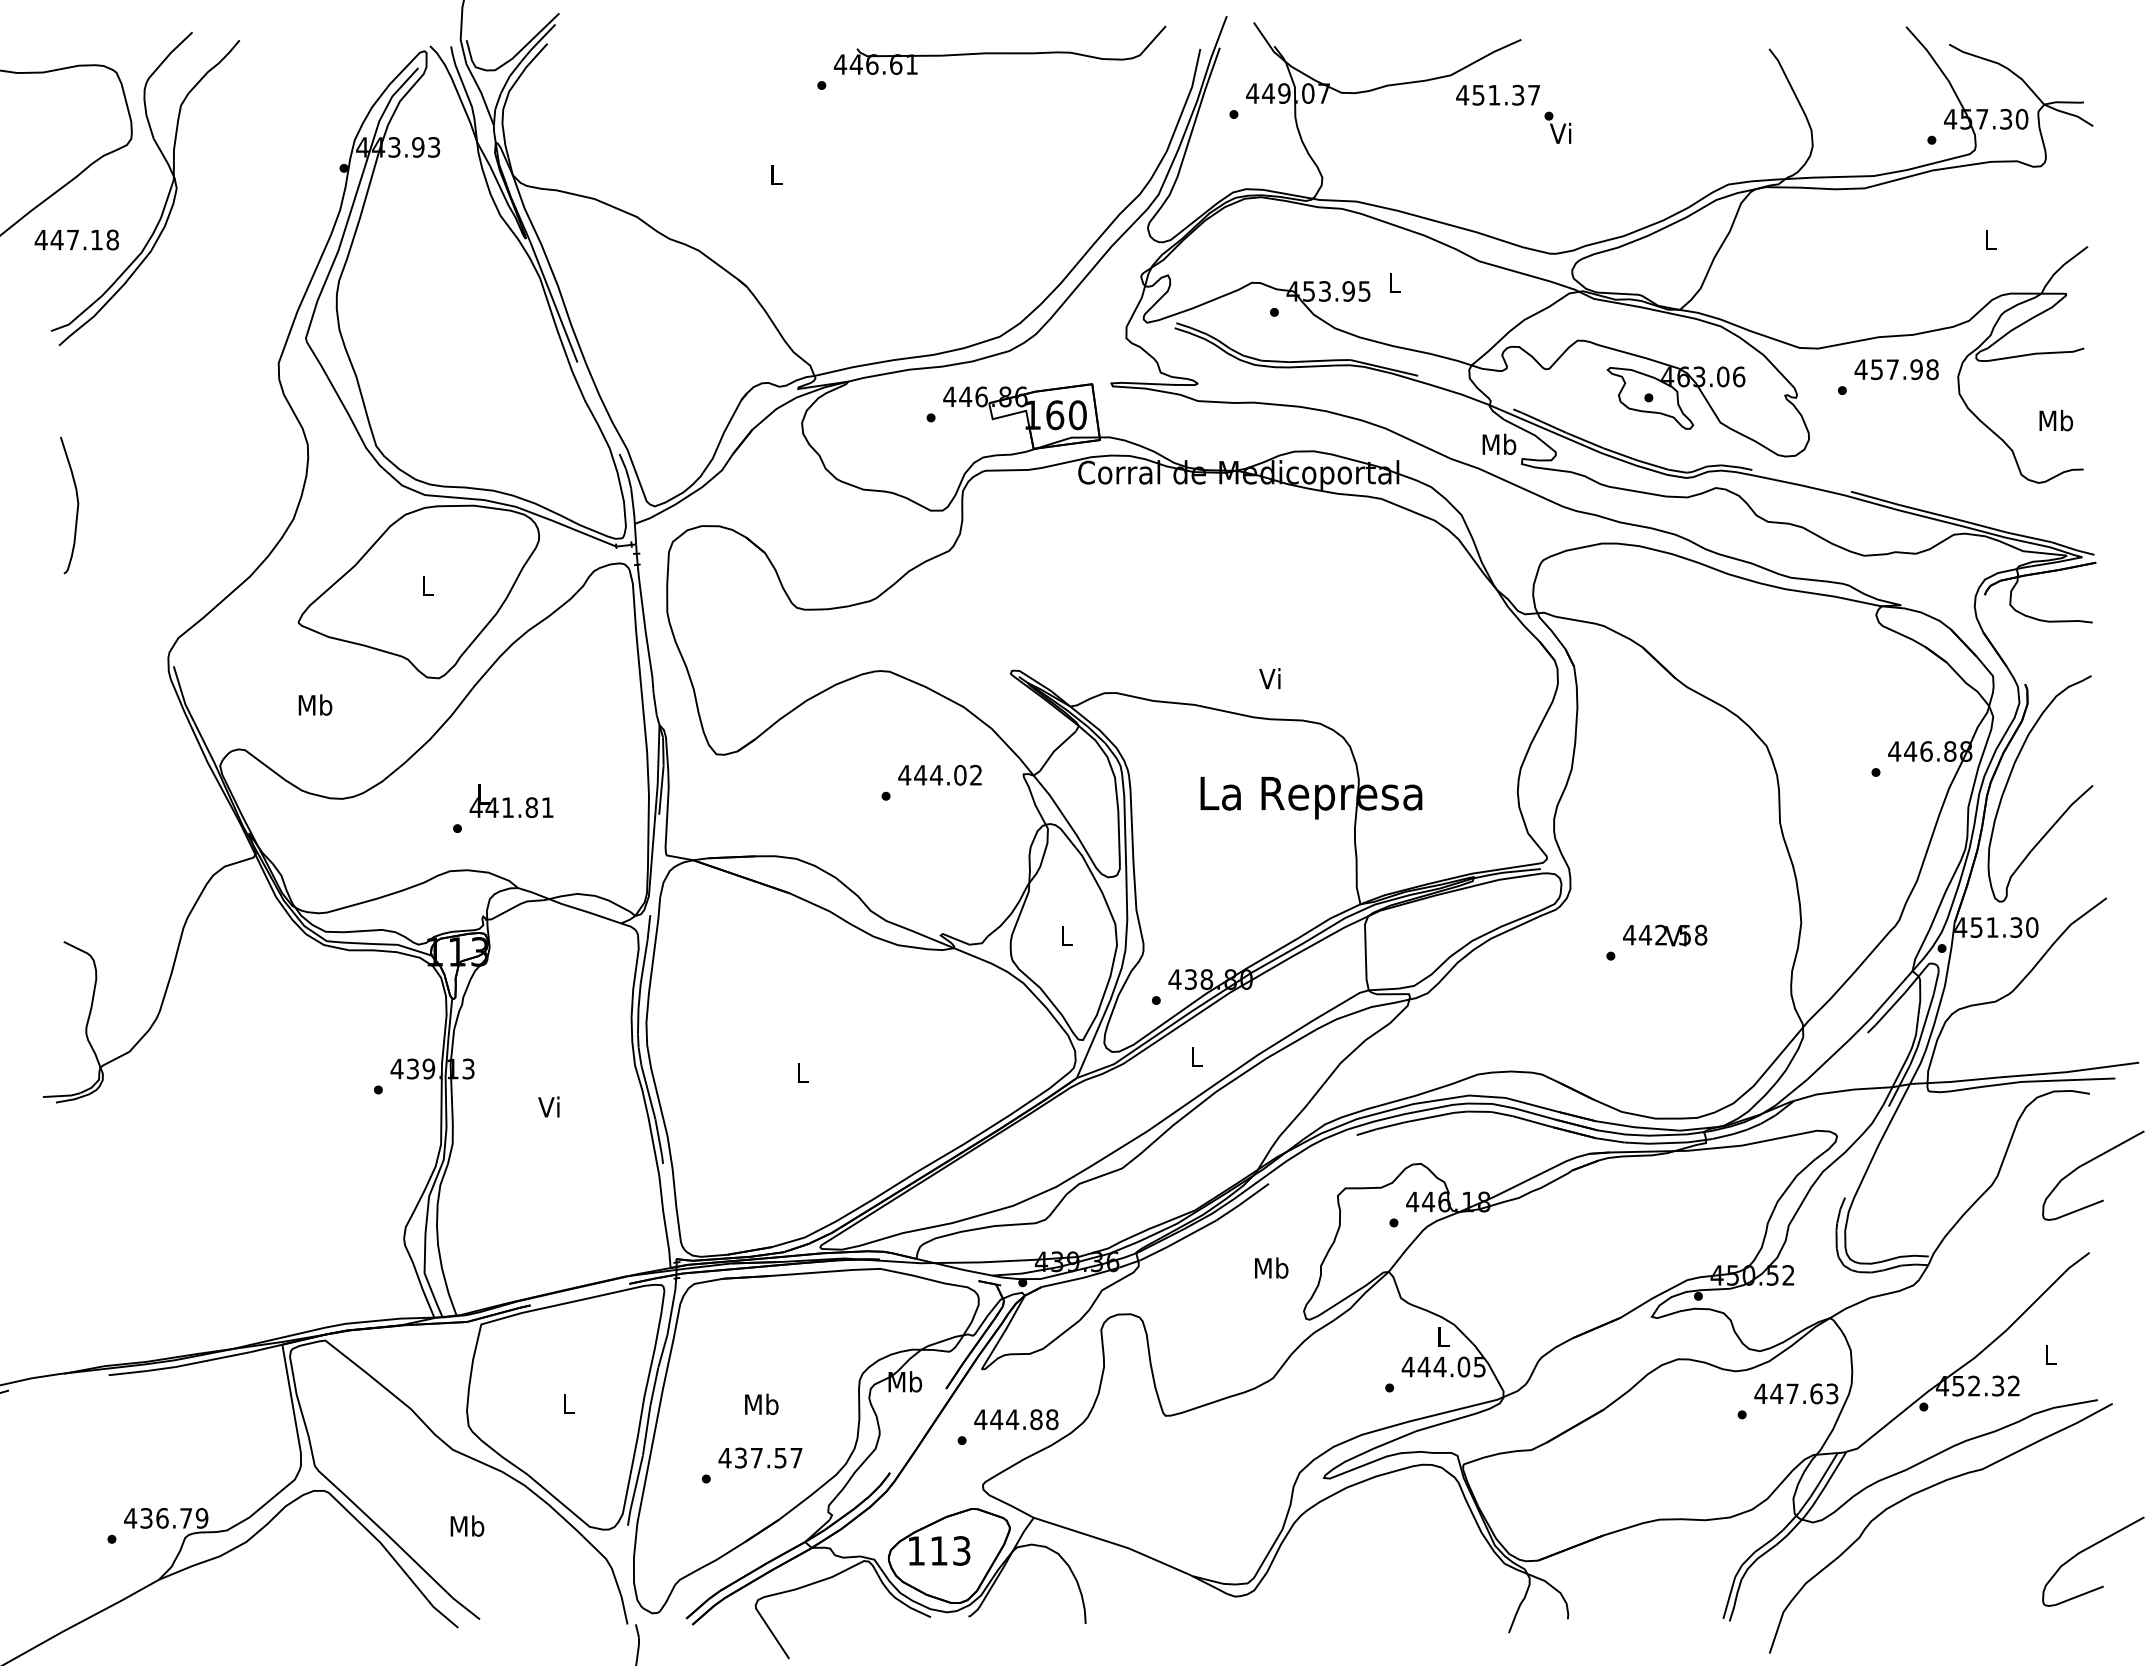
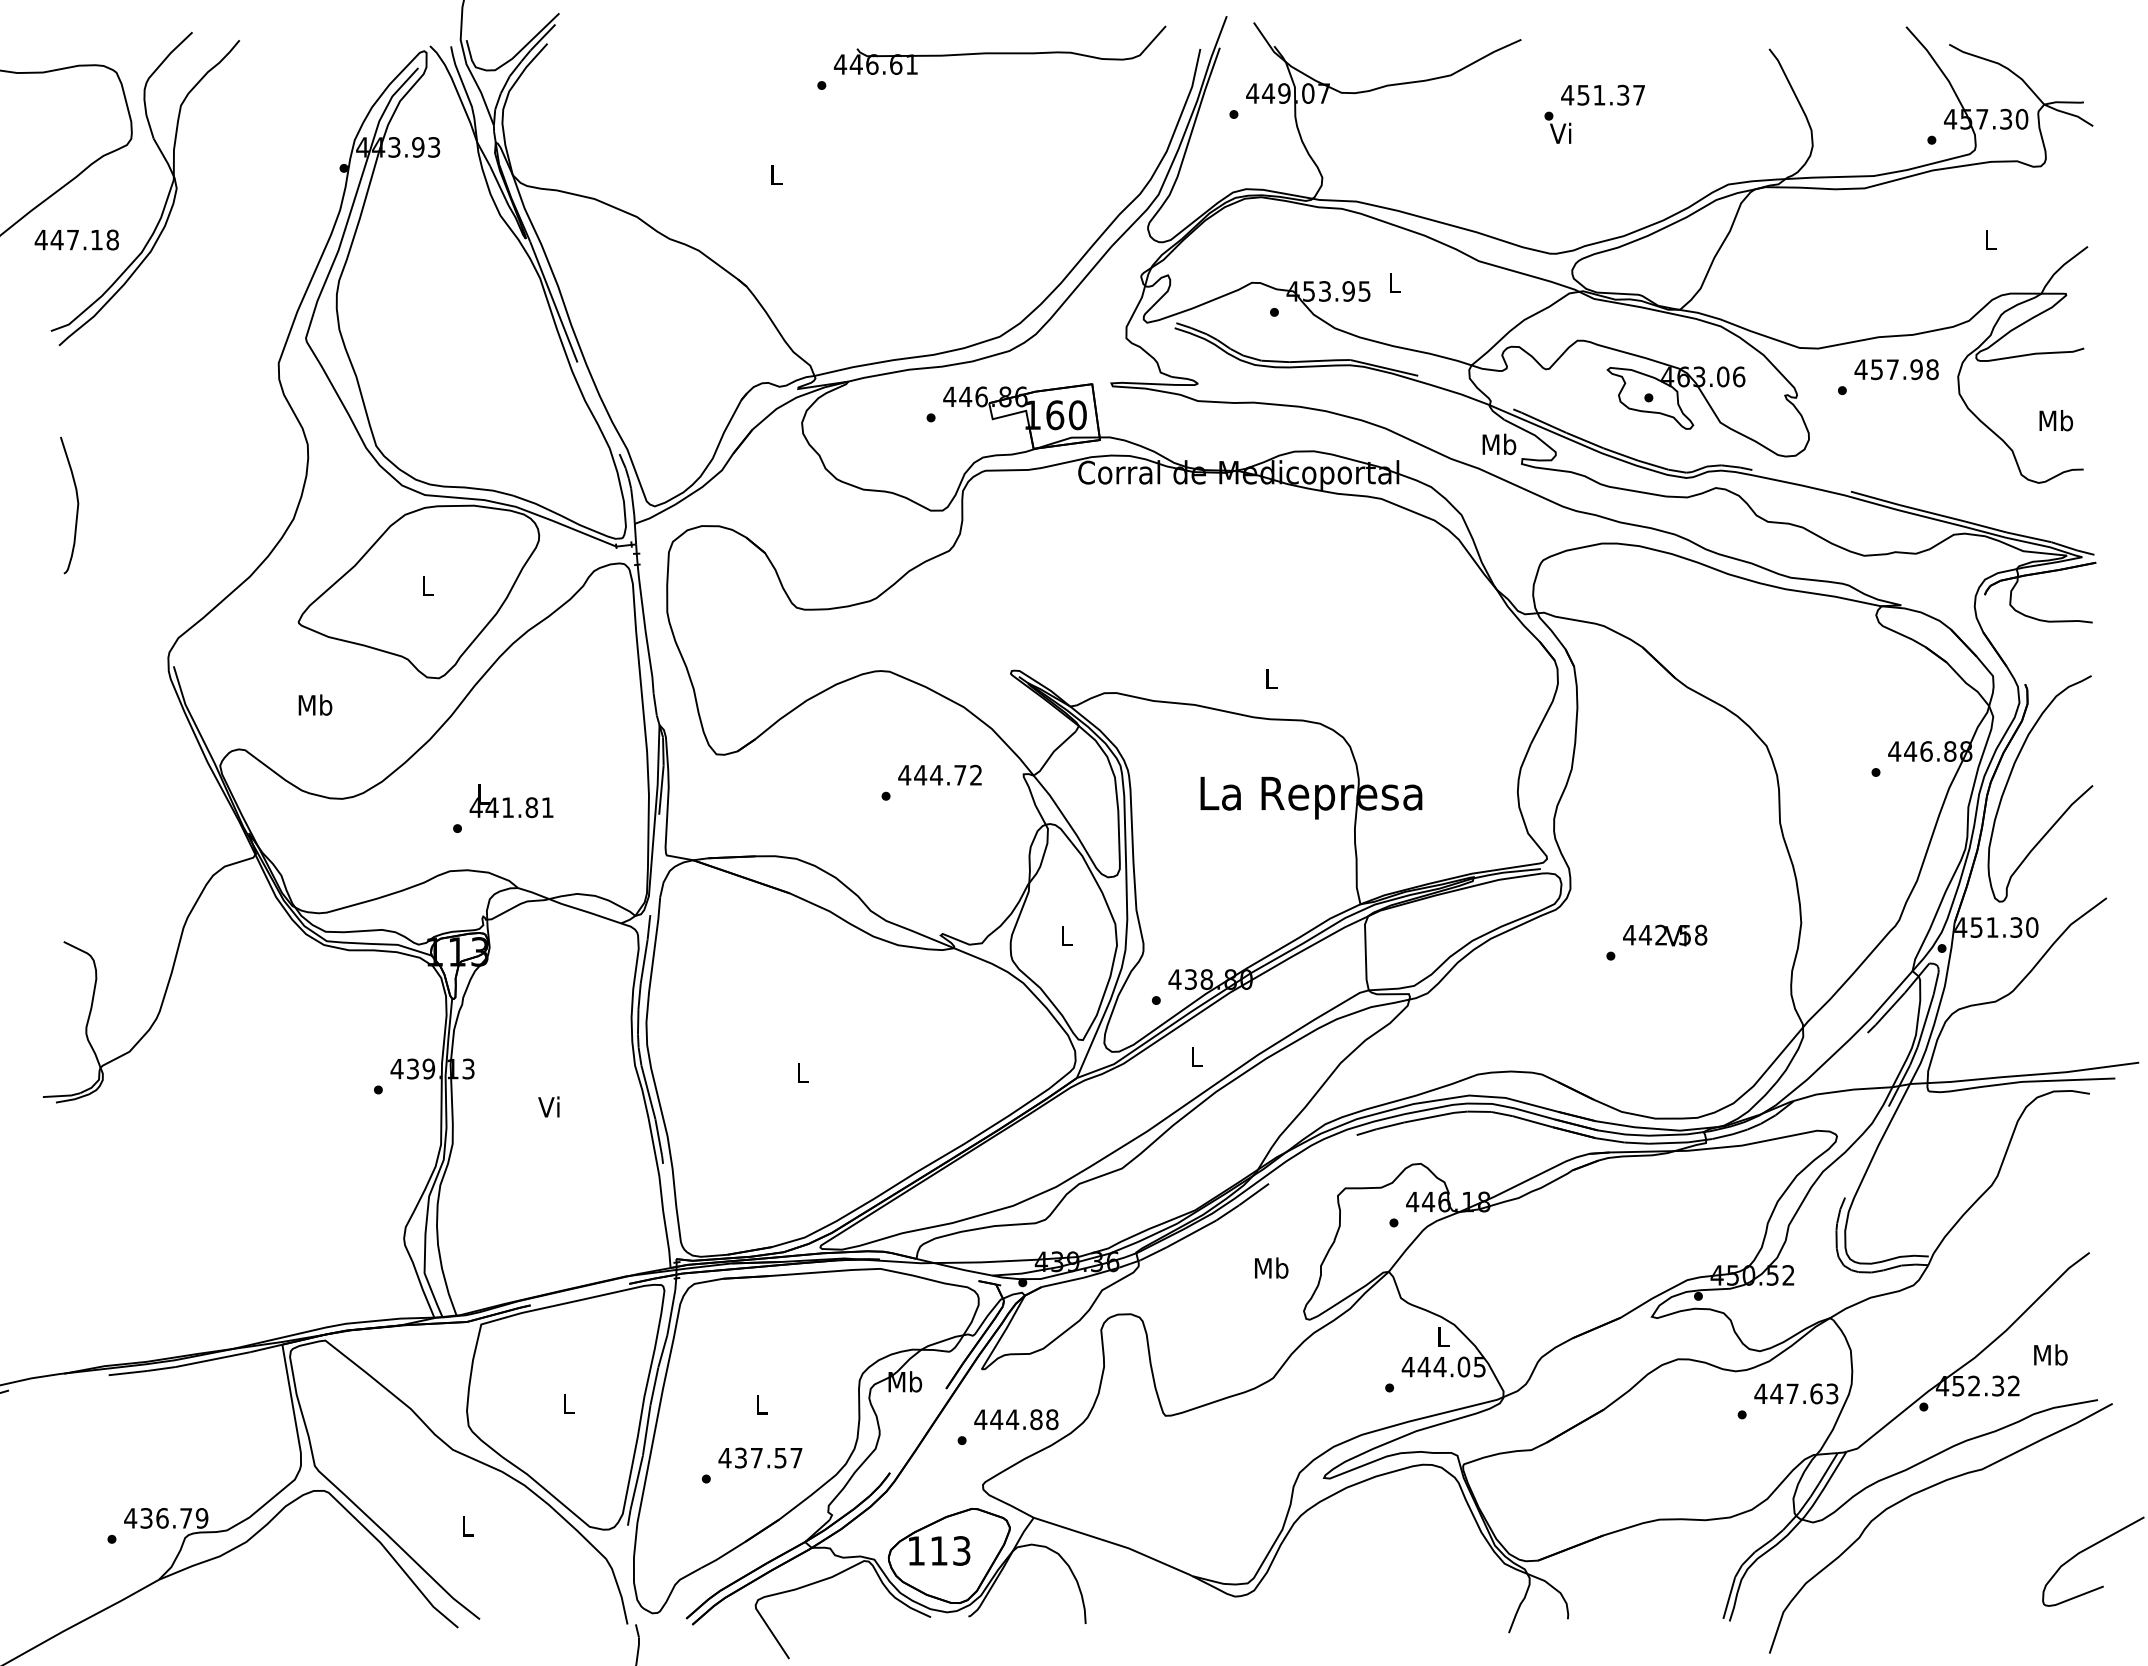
text position: (1497, 94) -> (1602, 94) (1602, 94)
text: Vi -> L (1269, 678)
text: 444.02 -> 444.72 (960, 774)
curve: present -> none (2086, 1164)
text: L -> Mb (2050, 1354)
text: Mb -> L (761, 1404)
text: Mb -> L (467, 1525)
